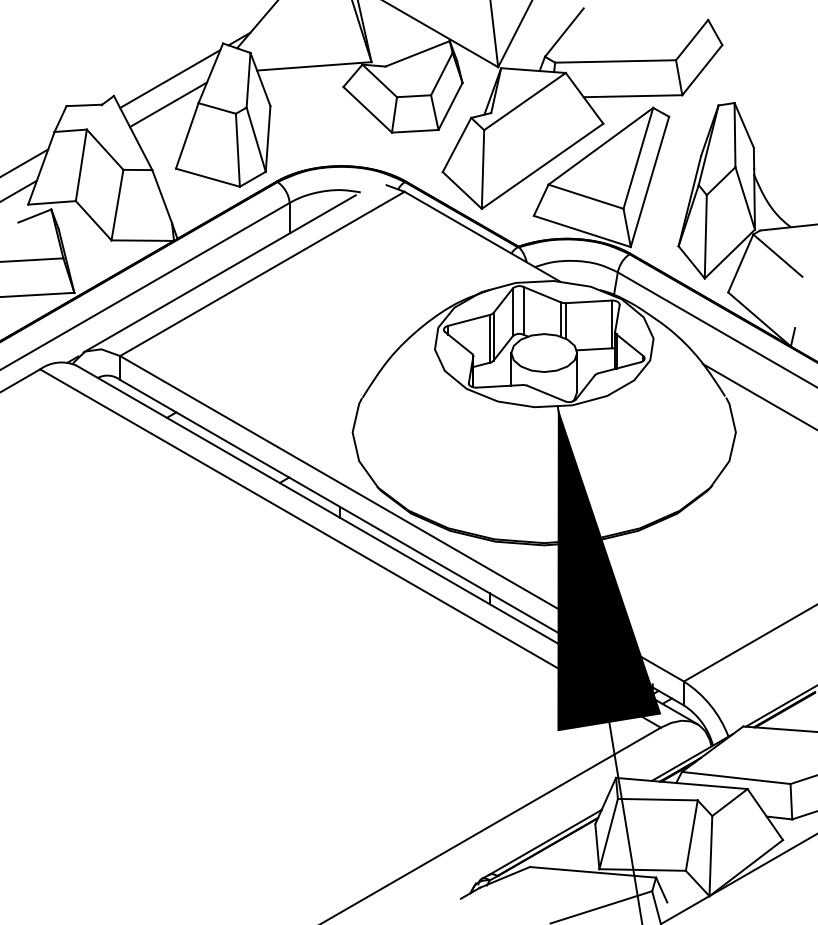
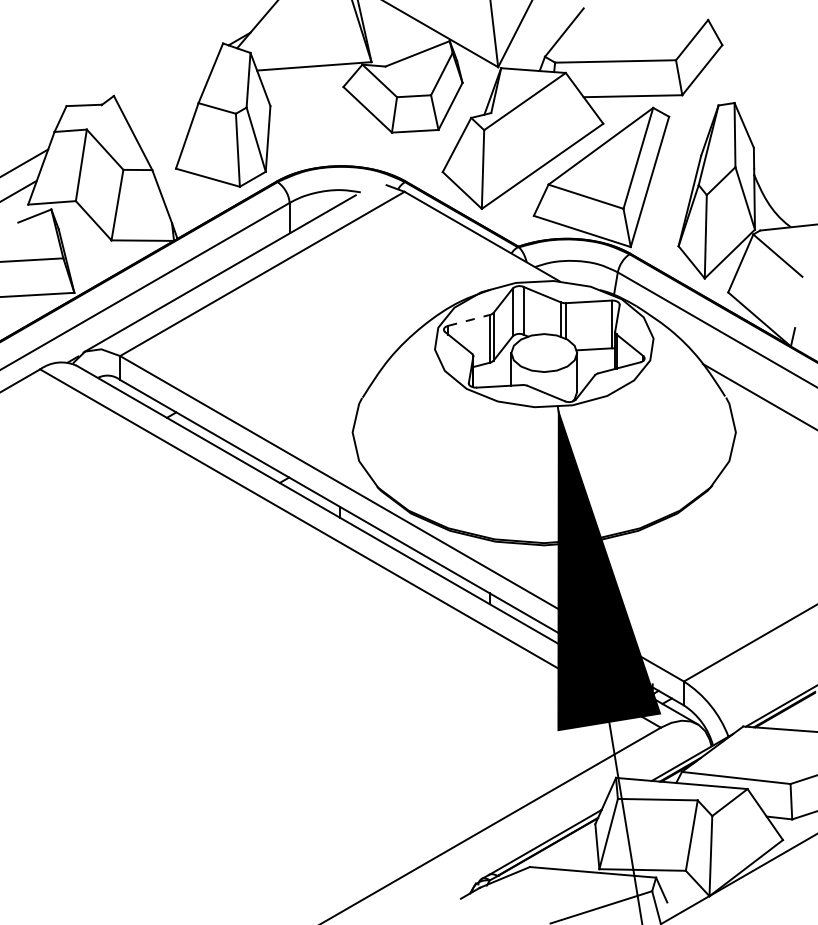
line: present -> none (170, 78)
line: present -> none (168, 104)
line: solid -> dashed (469, 320)
